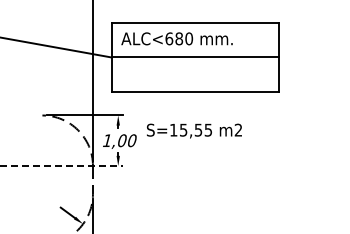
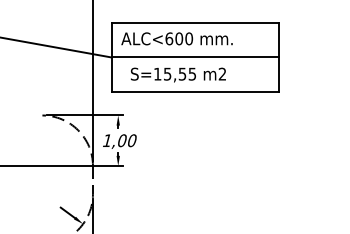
text: ALC<680 -> ALC<600 (179, 38)
text position: (194, 130) -> (178, 74) (178, 74)
line: dashed -> solid (62, 166)
